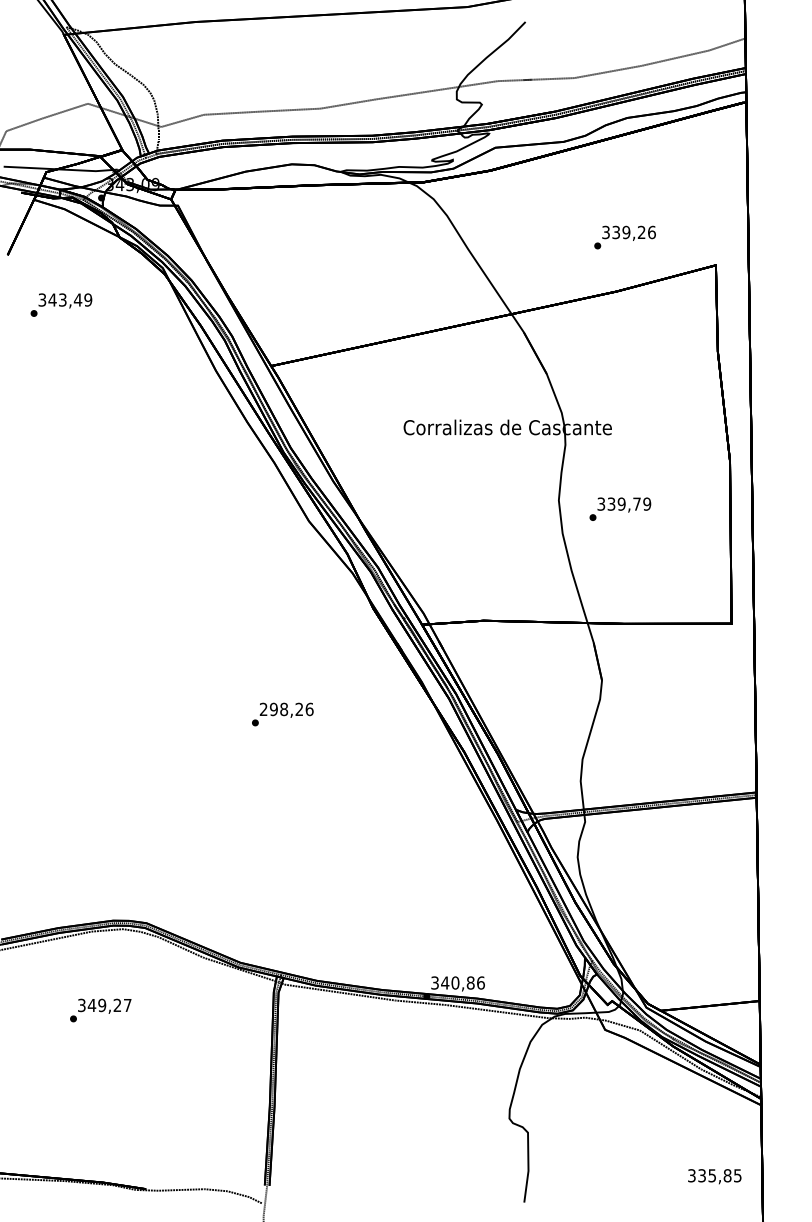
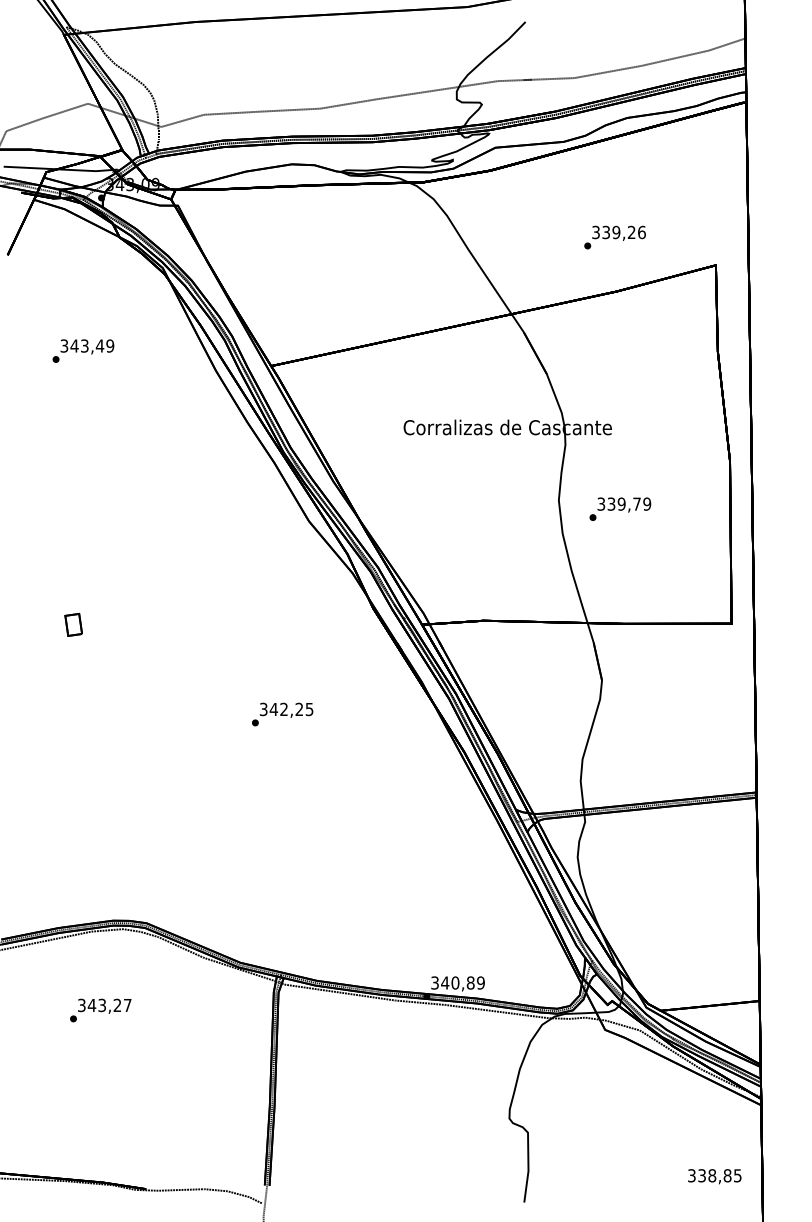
text position: (624, 237) -> (614, 237) (614, 237)
text position: (61, 304) -> (83, 350) (83, 350)
part: none -> present (73, 624)
text: 298,26 -> 342,25 (286, 709)
text: 340,86 -> 340,89 (480, 982)
text: 349,27 -> 343,27 (102, 1004)
text: 335,85 -> 338,85 (712, 1175)
